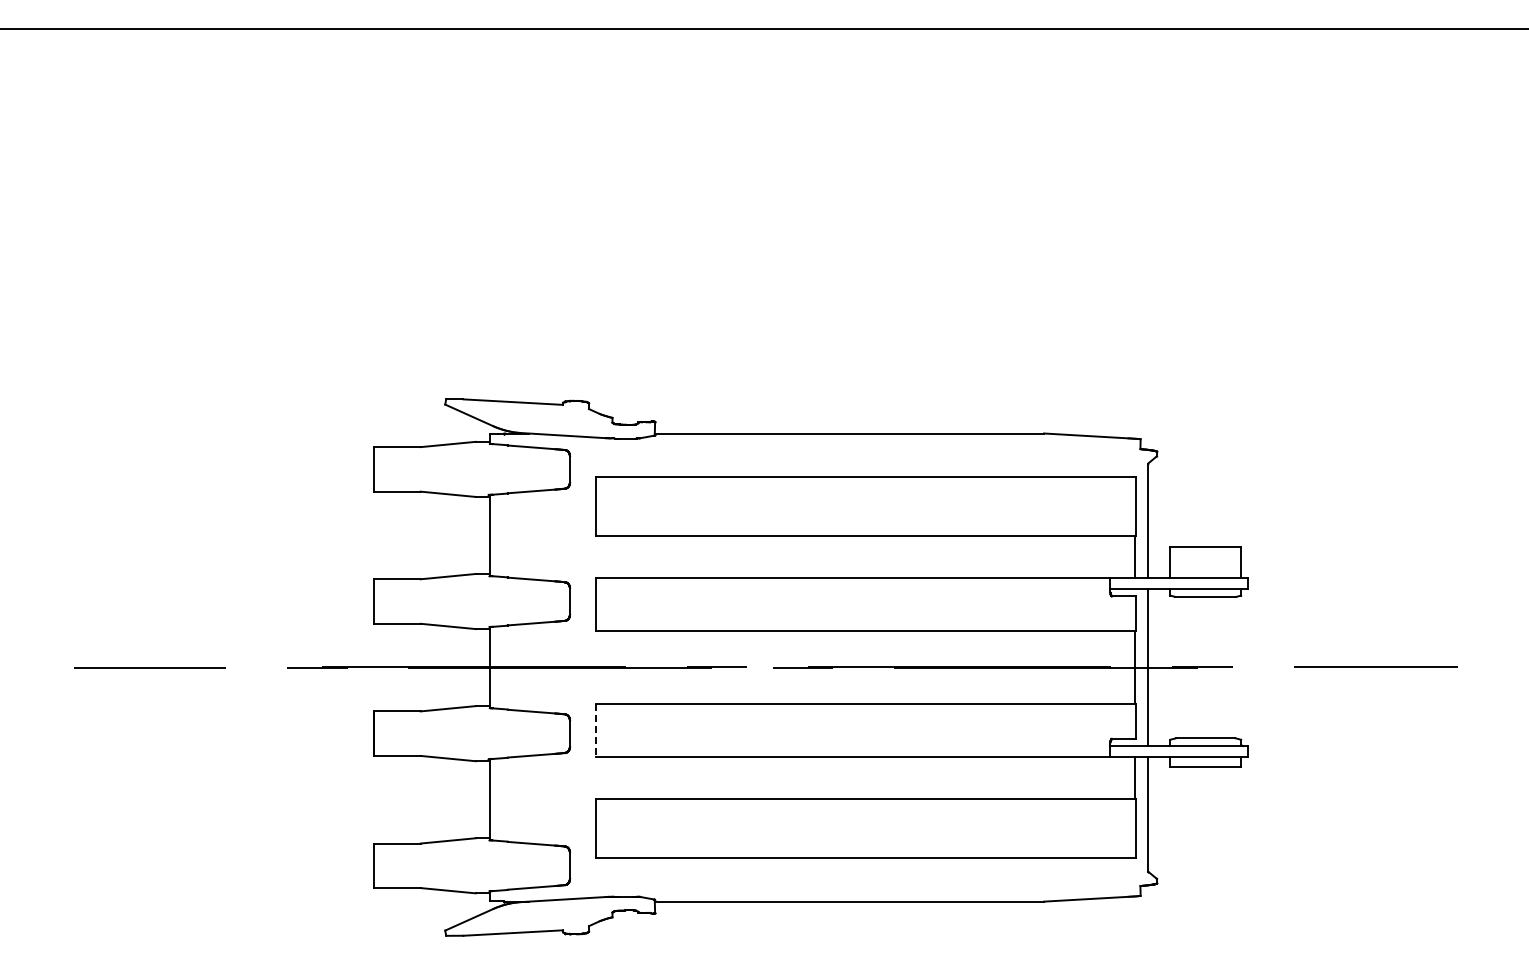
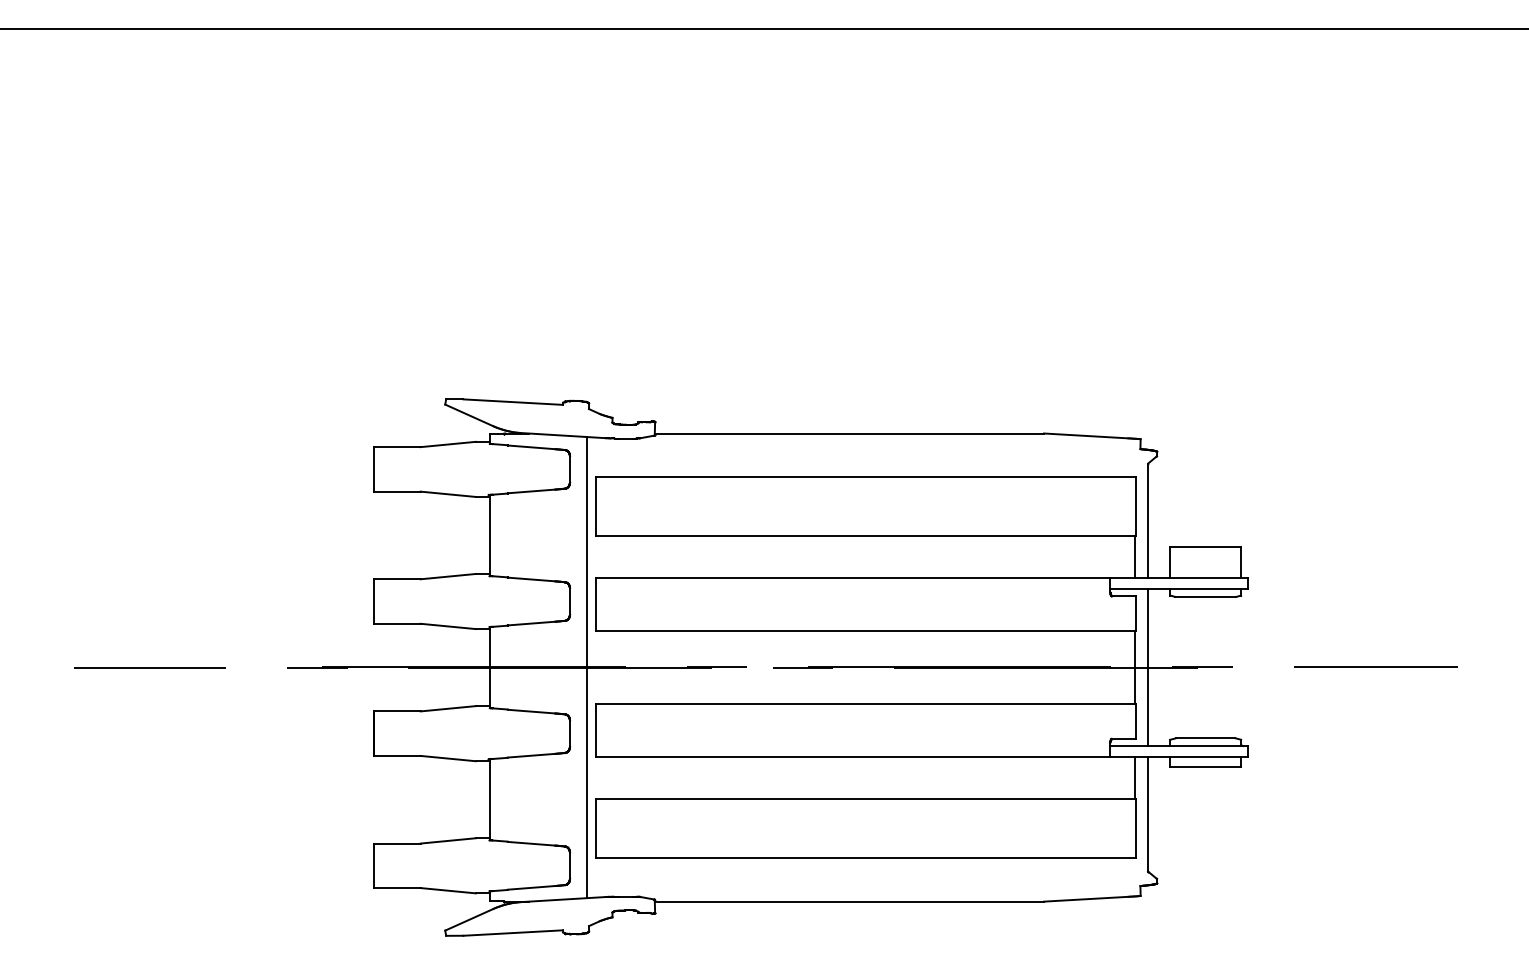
line: none -> present (586, 667)
line: dashed -> solid (595, 731)
